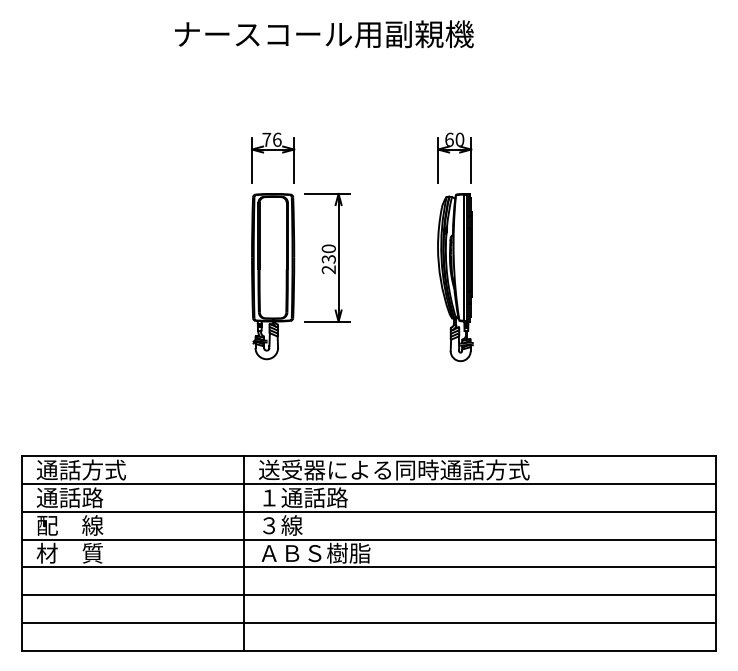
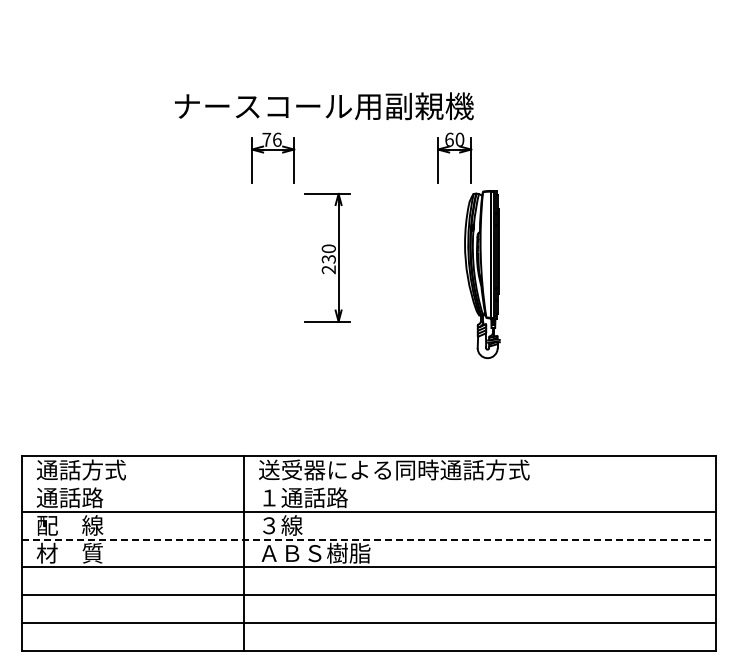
text position: (324, 34) -> (324, 106) (324, 106)
part: present -> none (273, 276)
part position: (455, 277) -> (482, 274) (482, 274)
line: present -> none (368, 484)
line: solid -> dashed (369, 539)
